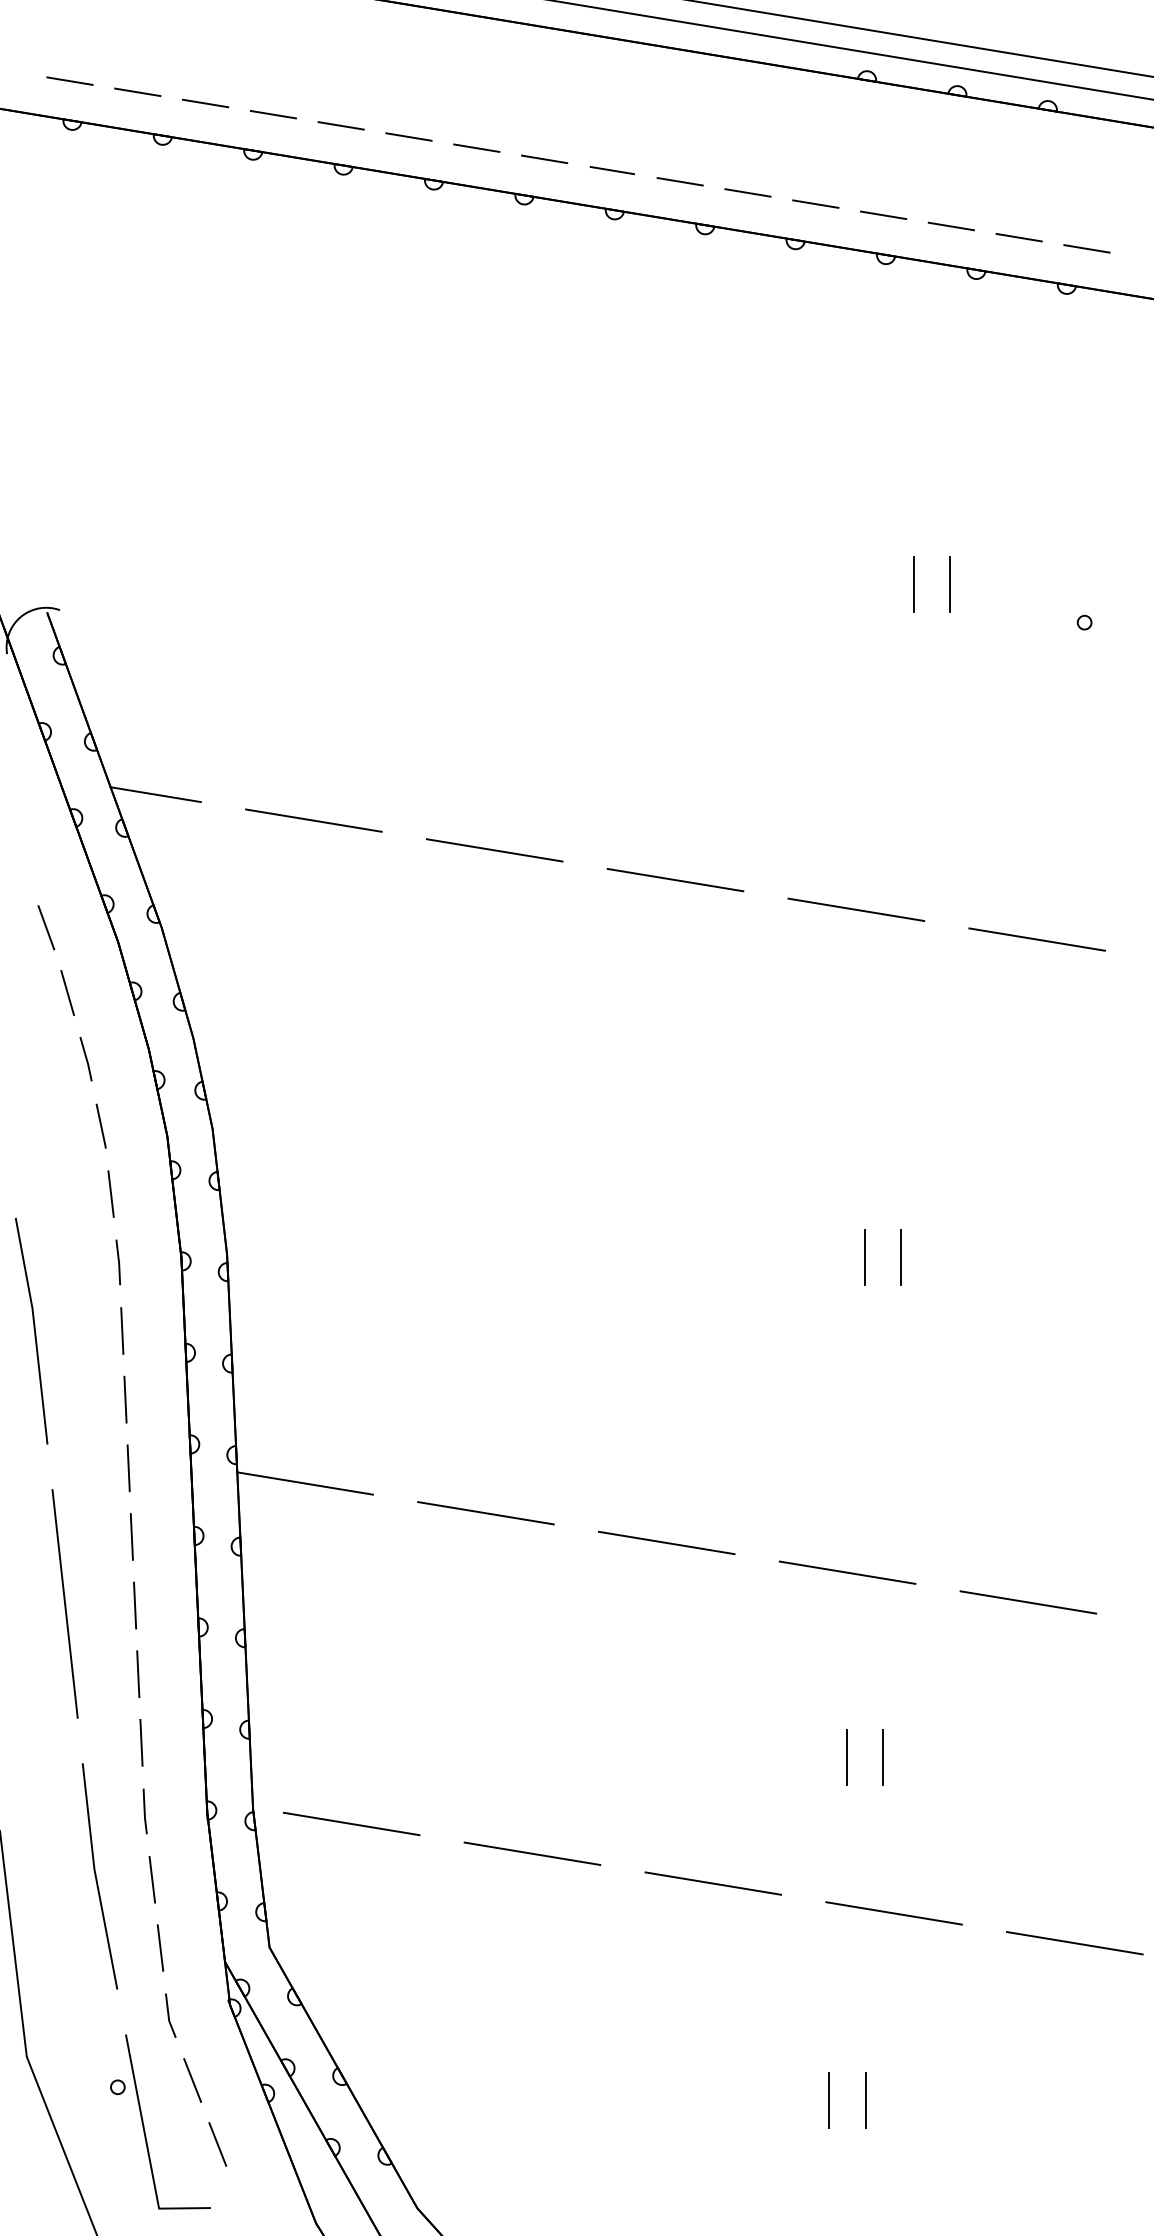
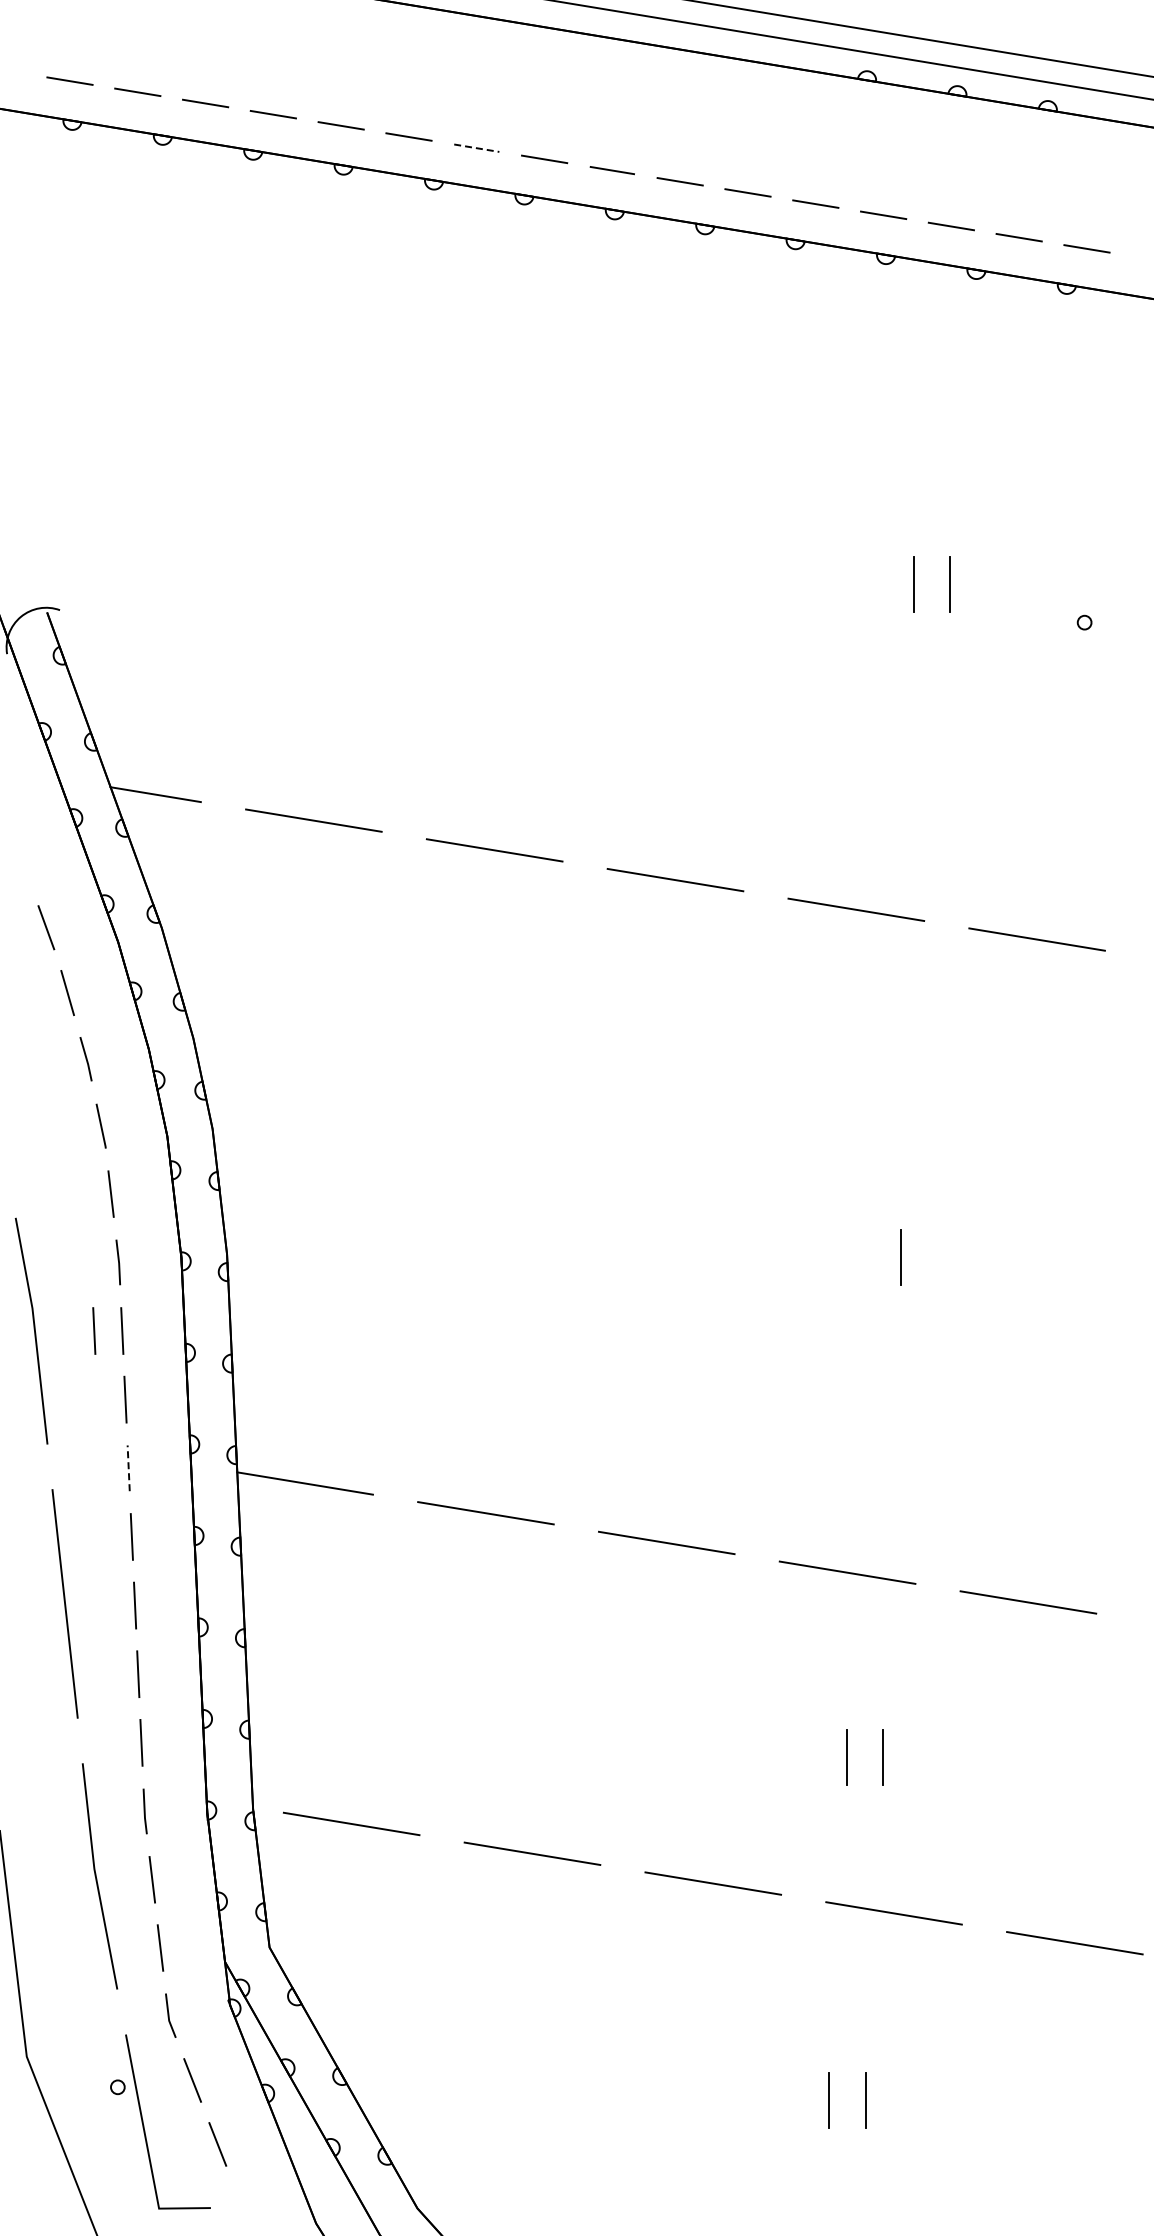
line: solid -> dashed (476, 148)
line: present -> none (864, 1257)
line: none -> present (94, 1330)
line: solid -> dashed (128, 1468)
